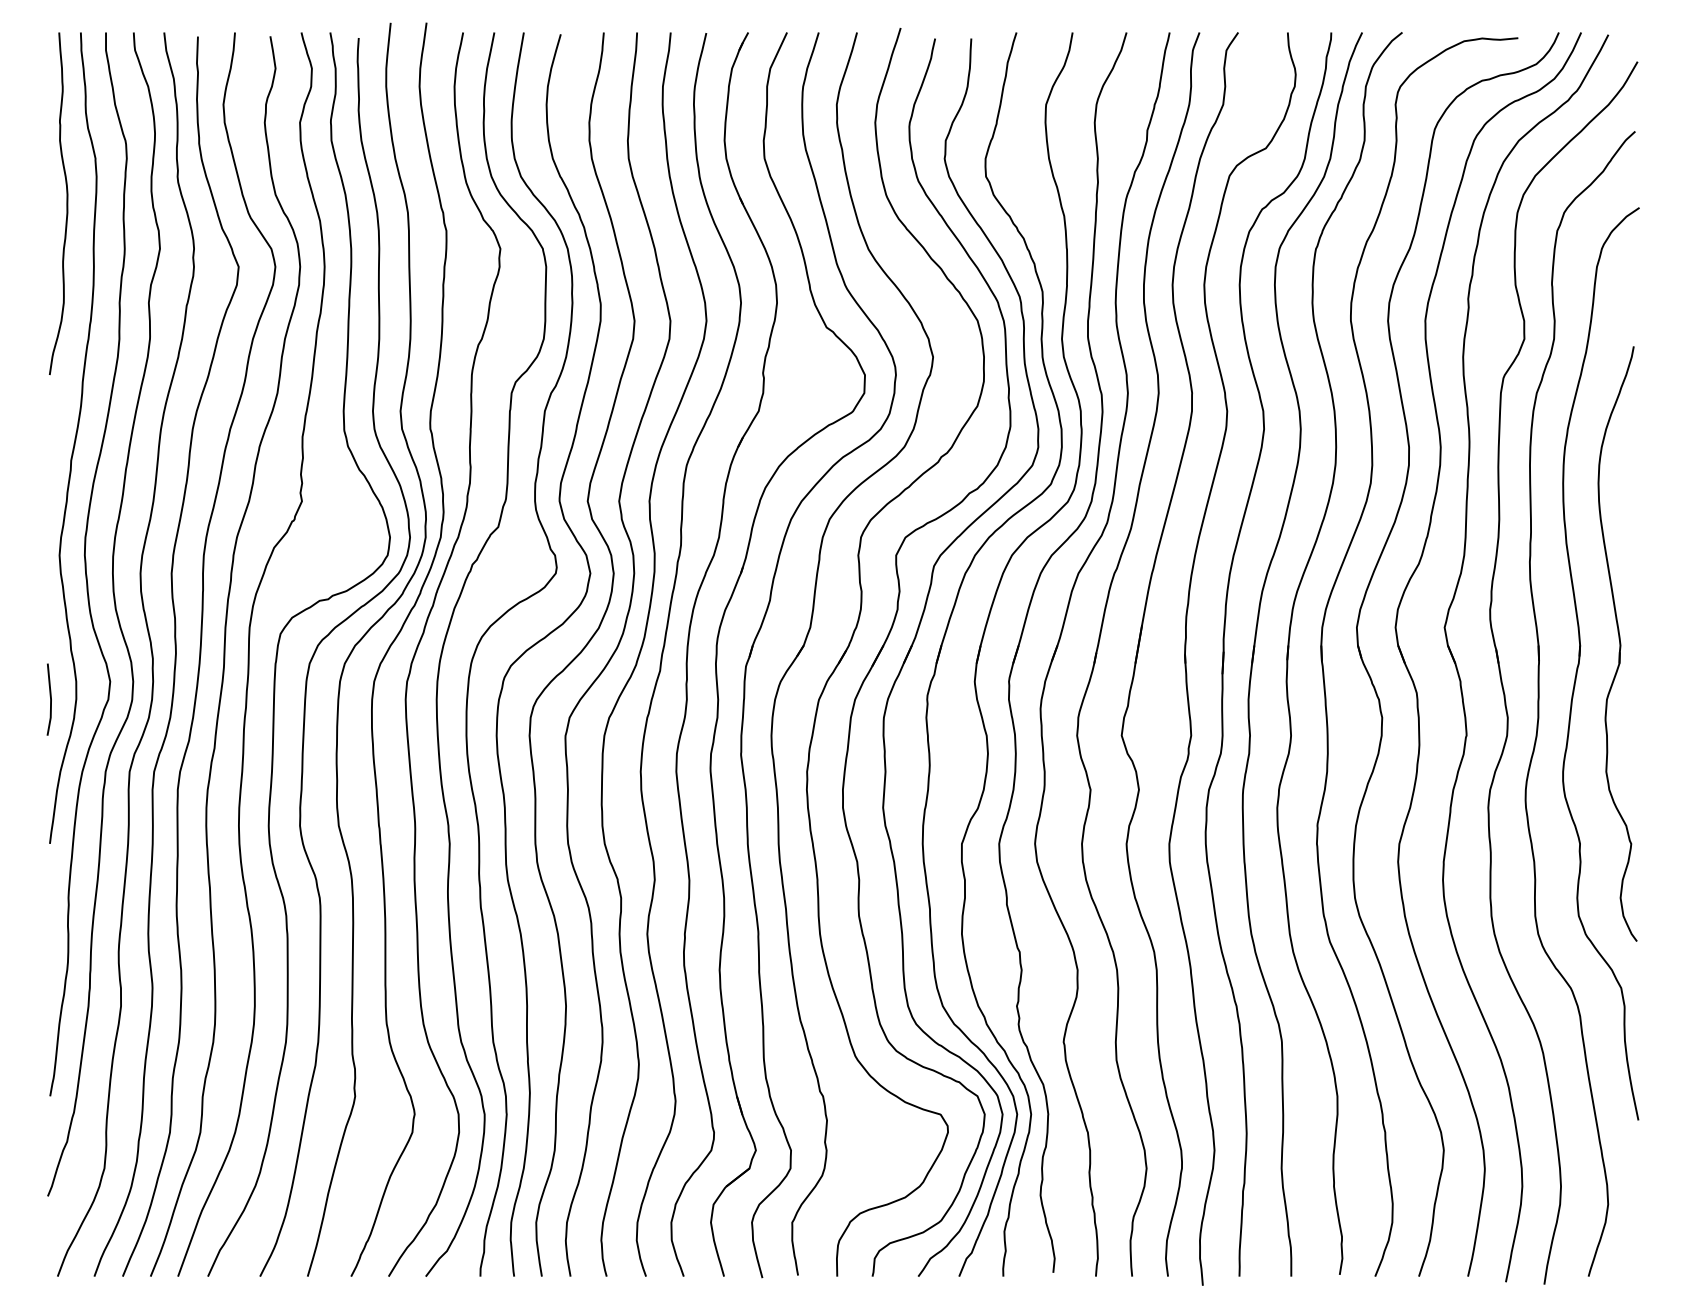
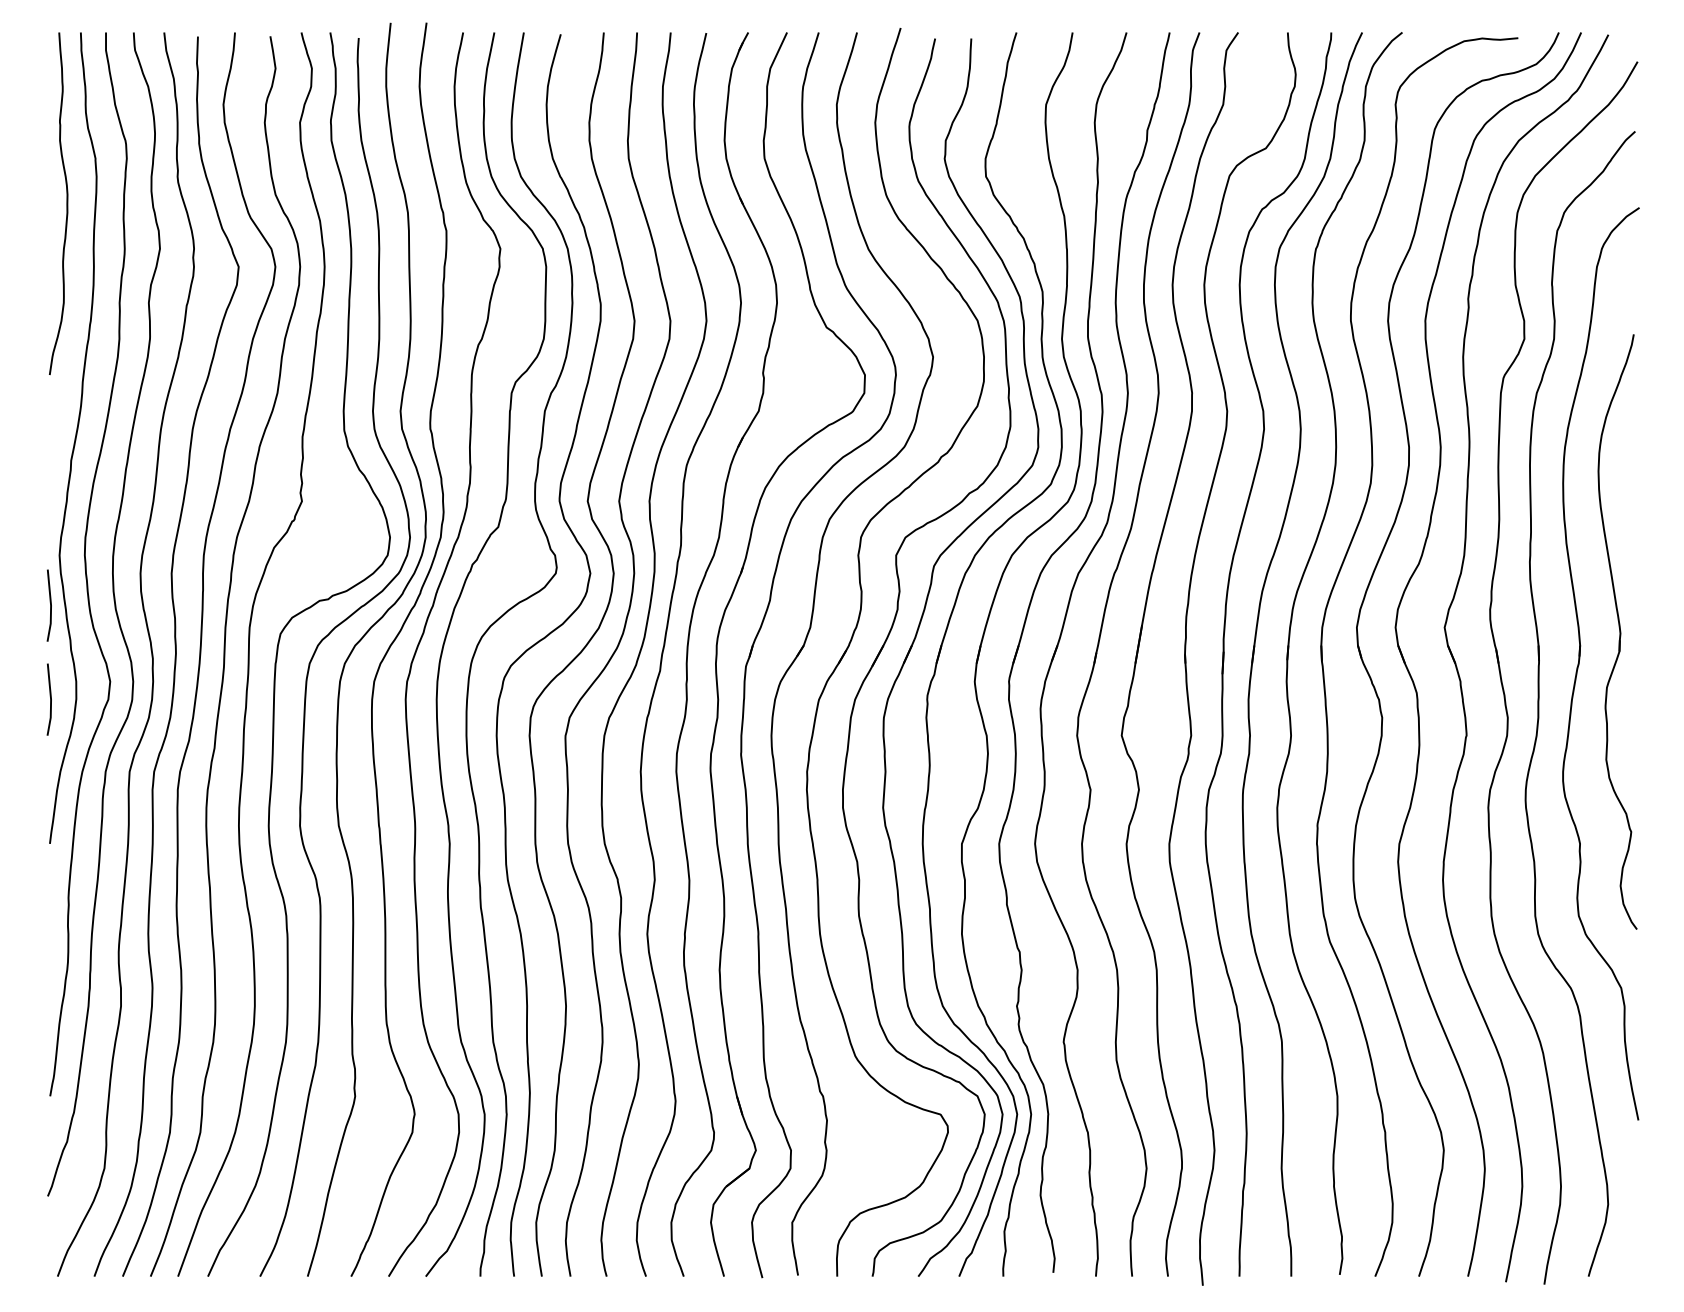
line: none -> present (50, 605)
part position: (1617, 643) -> (1617, 631) (1617, 631)
